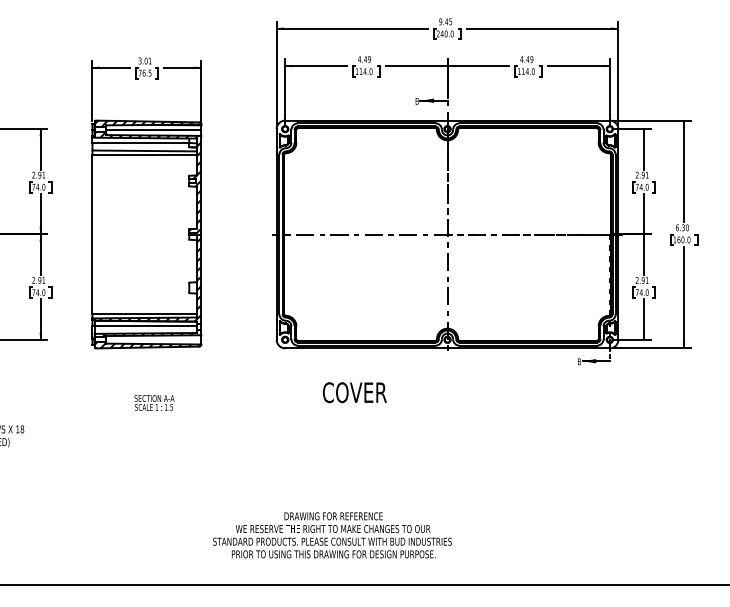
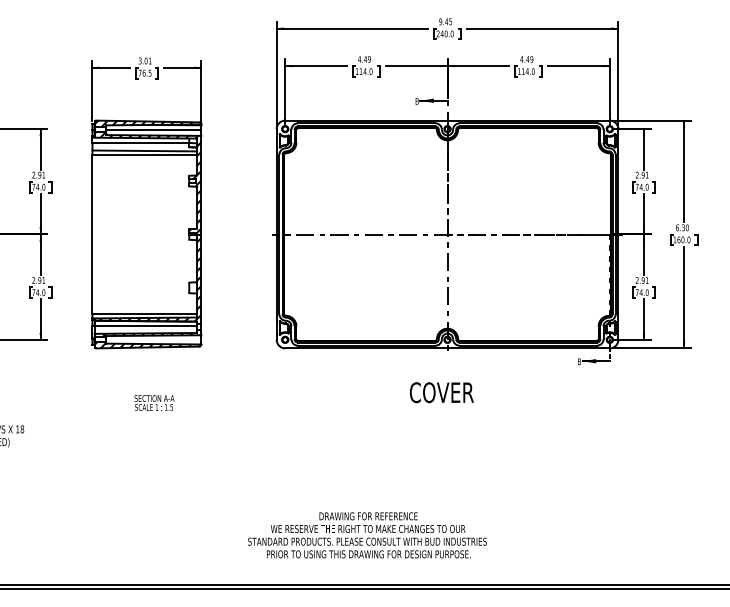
text position: (354, 392) -> (441, 392) (441, 392)
text position: (332, 535) -> (367, 535) (367, 535)
line: none -> present (364, 588)
